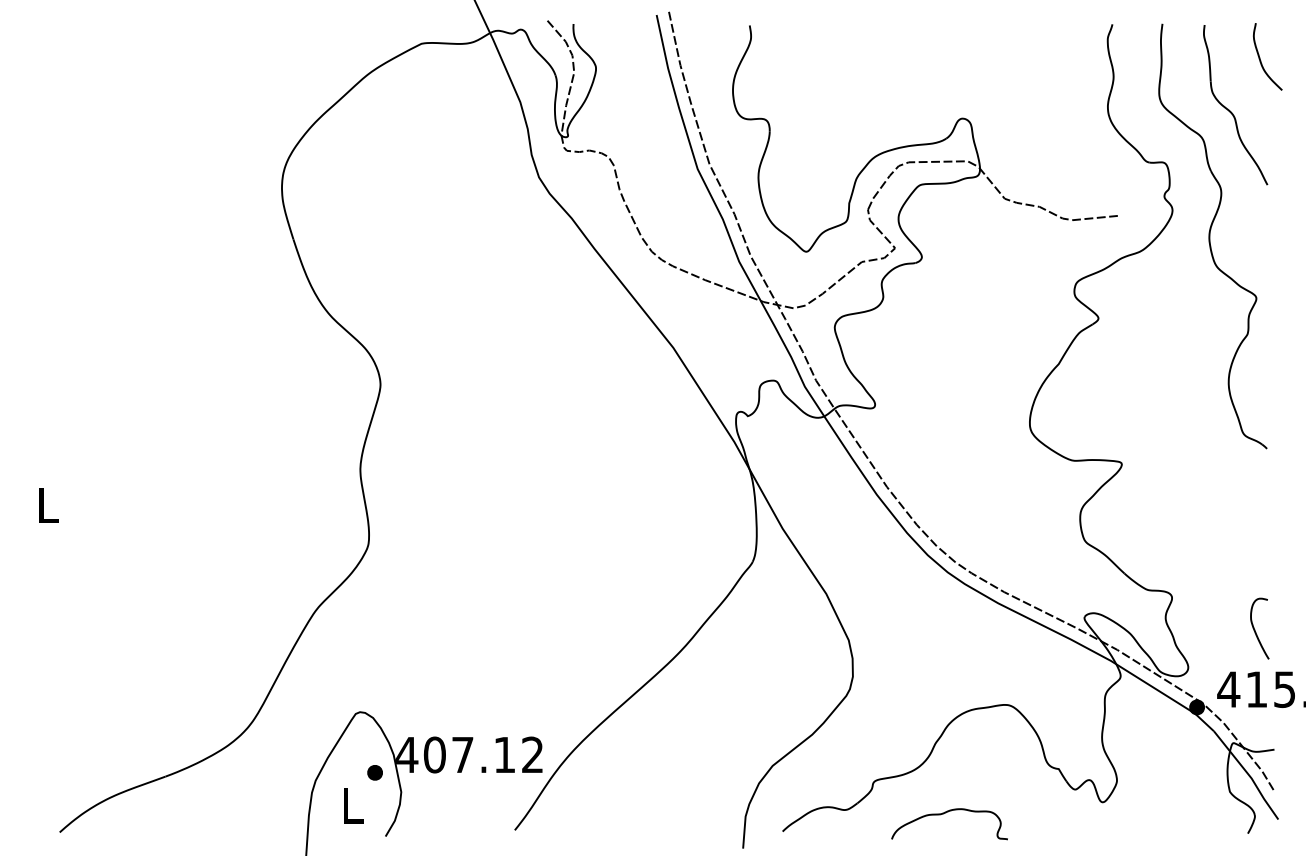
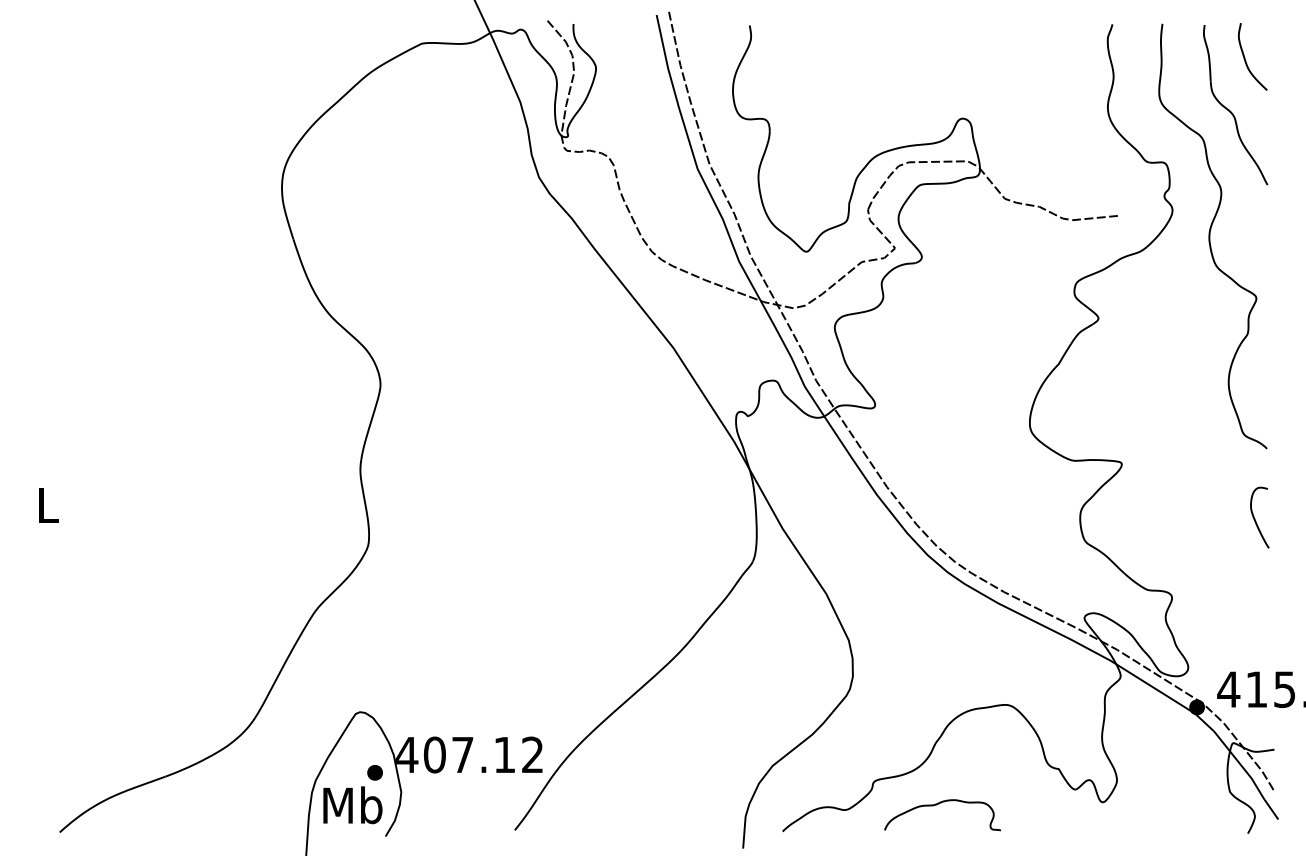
curve position: (1260, 57) -> (1245, 57) (1245, 57)
curve position: (1255, 629) -> (1255, 518) (1255, 518)
text: L -> Mb (352, 805)
curve position: (943, 814) -> (936, 805) (936, 805)
